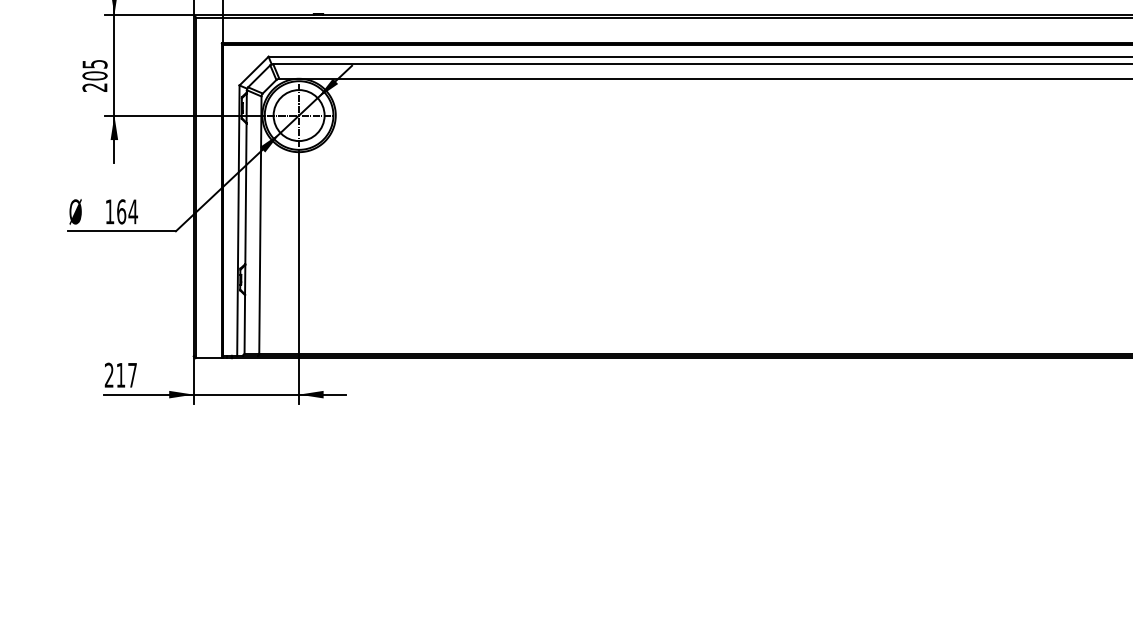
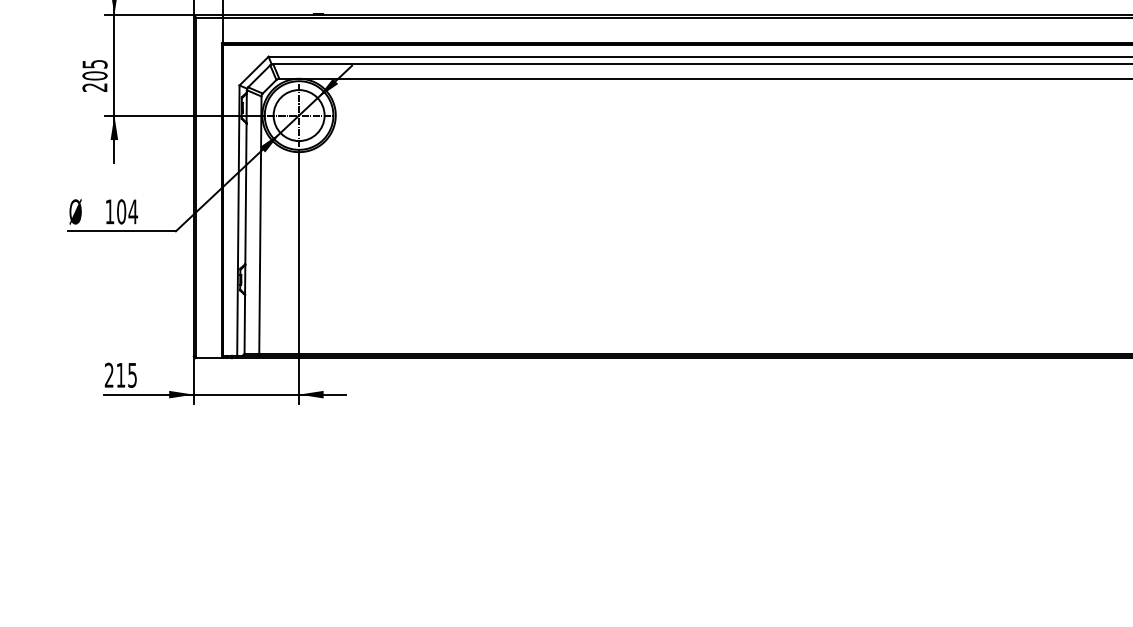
text: 164 -> 104 (121, 211)
text: 217 -> 215 (132, 375)
